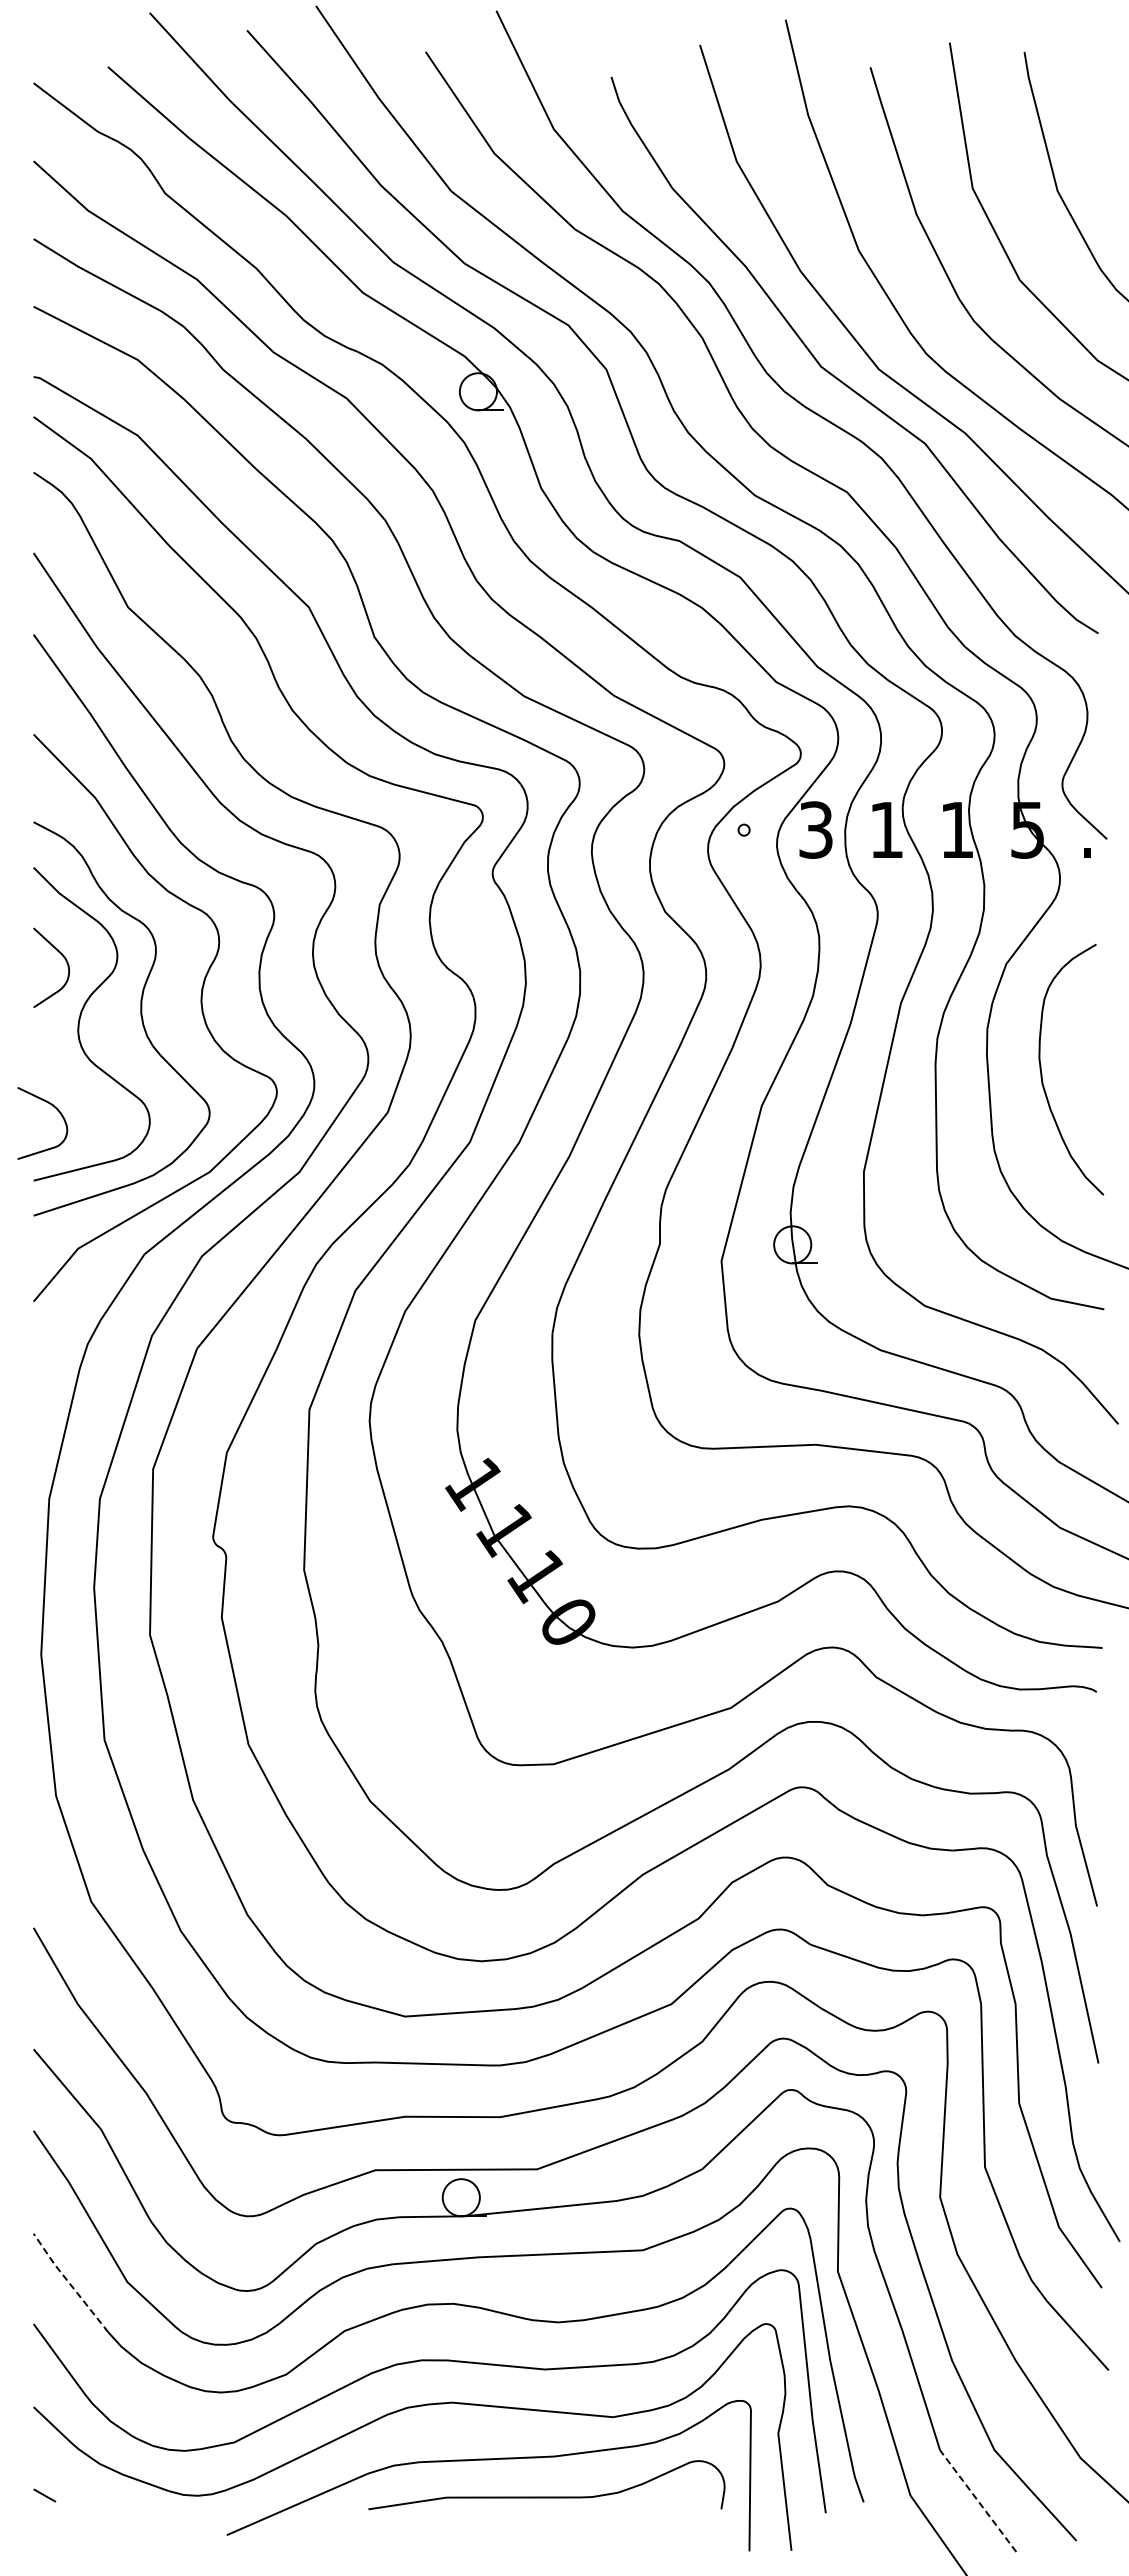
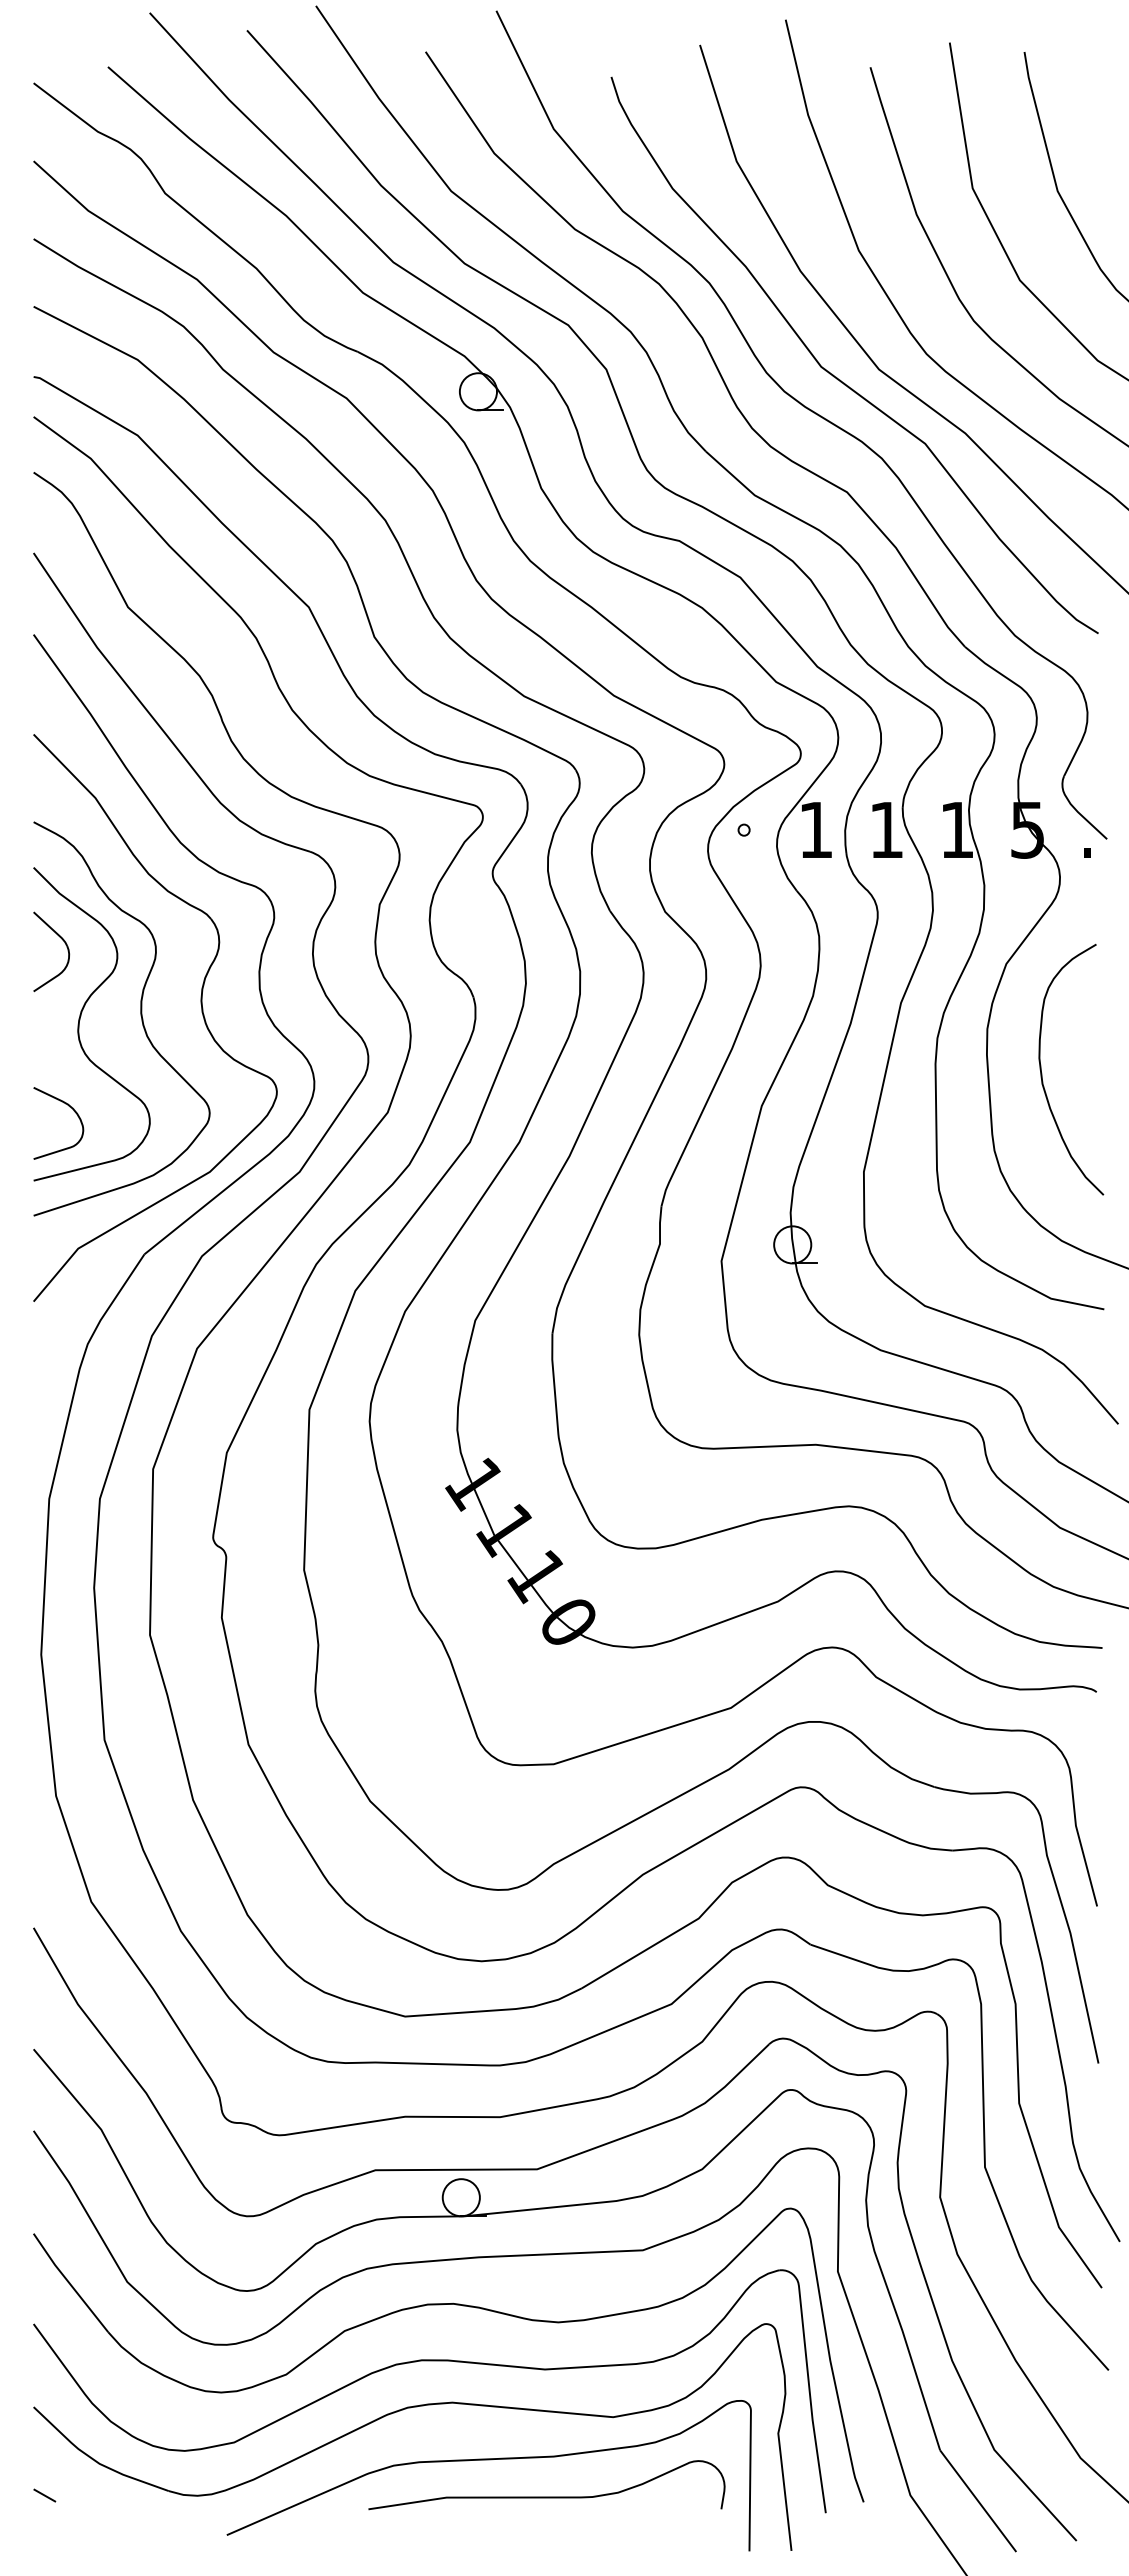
text: 3 -> 1 (815, 829)
part position: (65, 961) -> (65, 945) (65, 945)
curve position: (53, 1107) -> (69, 1107) (69, 1107)
line: dashed -> solid (69, 2283)
line: dashed -> solid (978, 2501)
